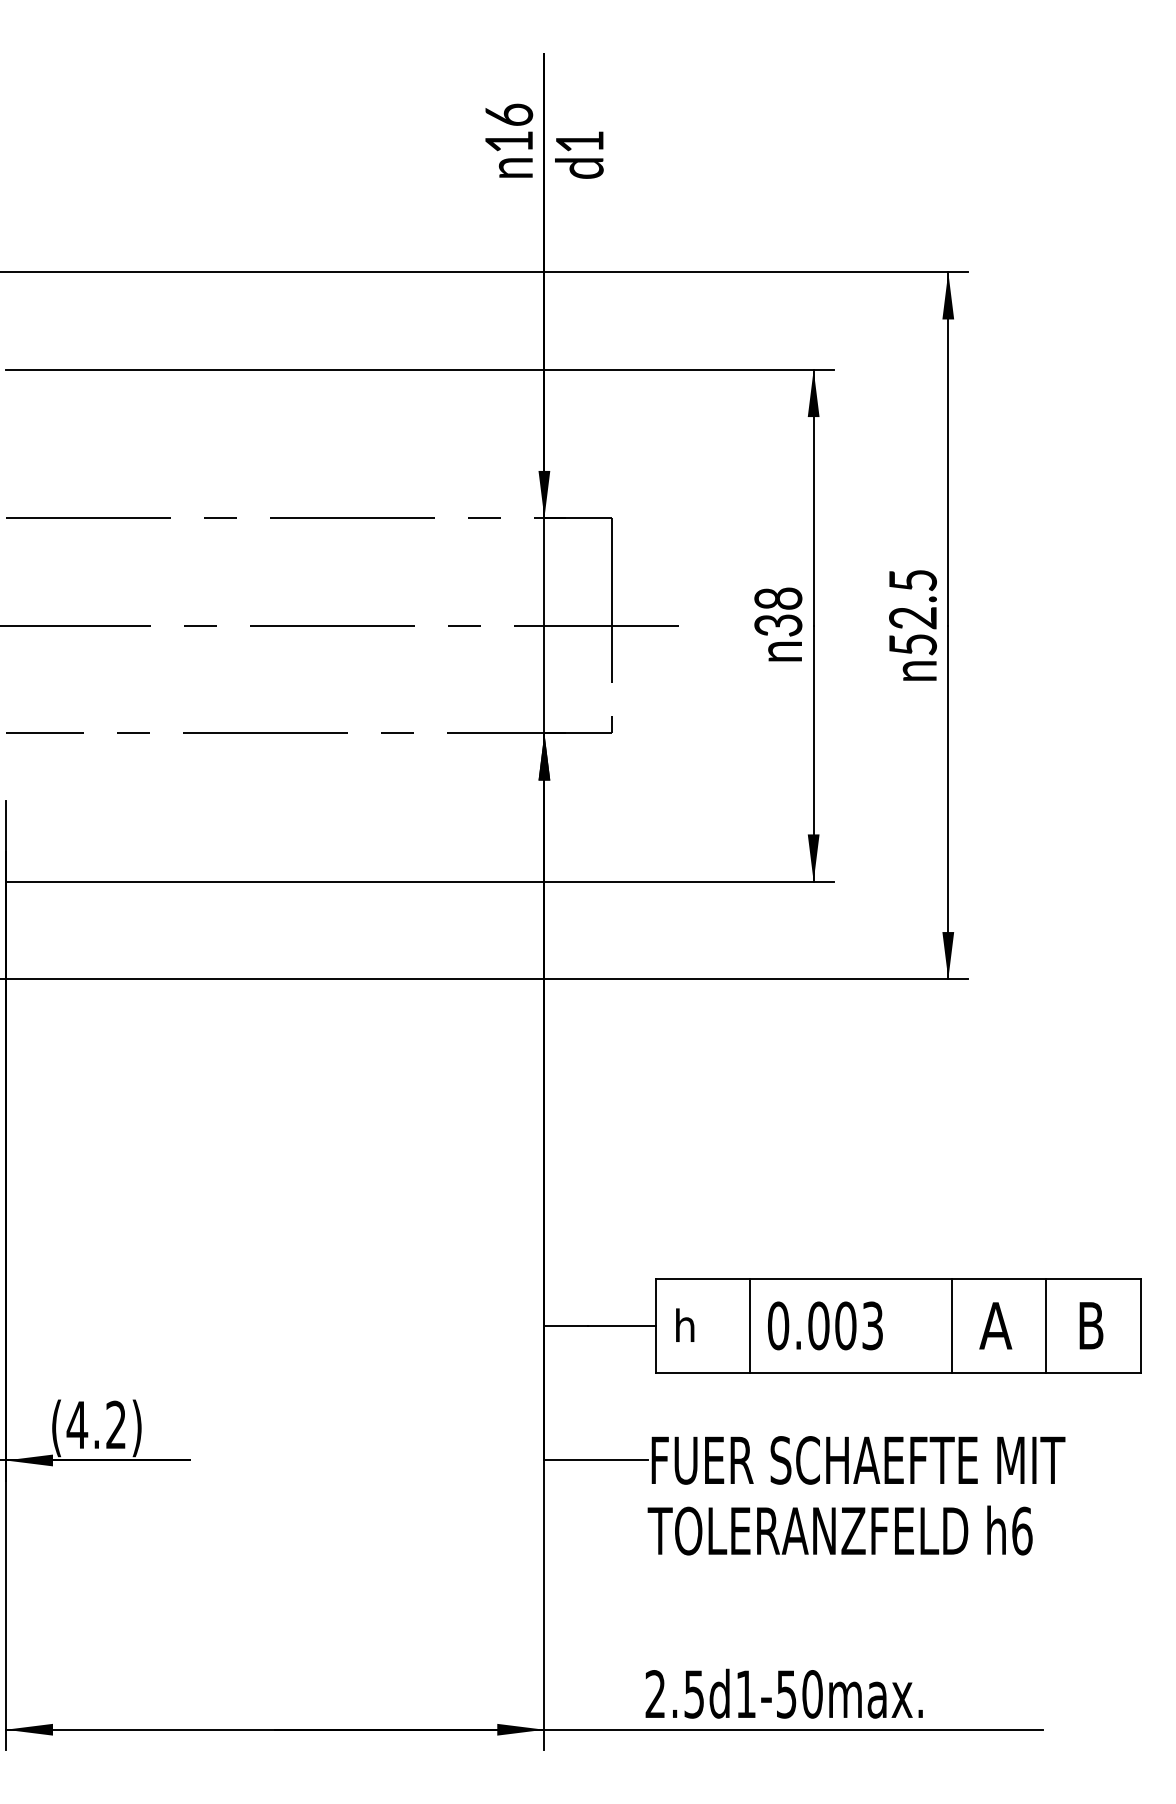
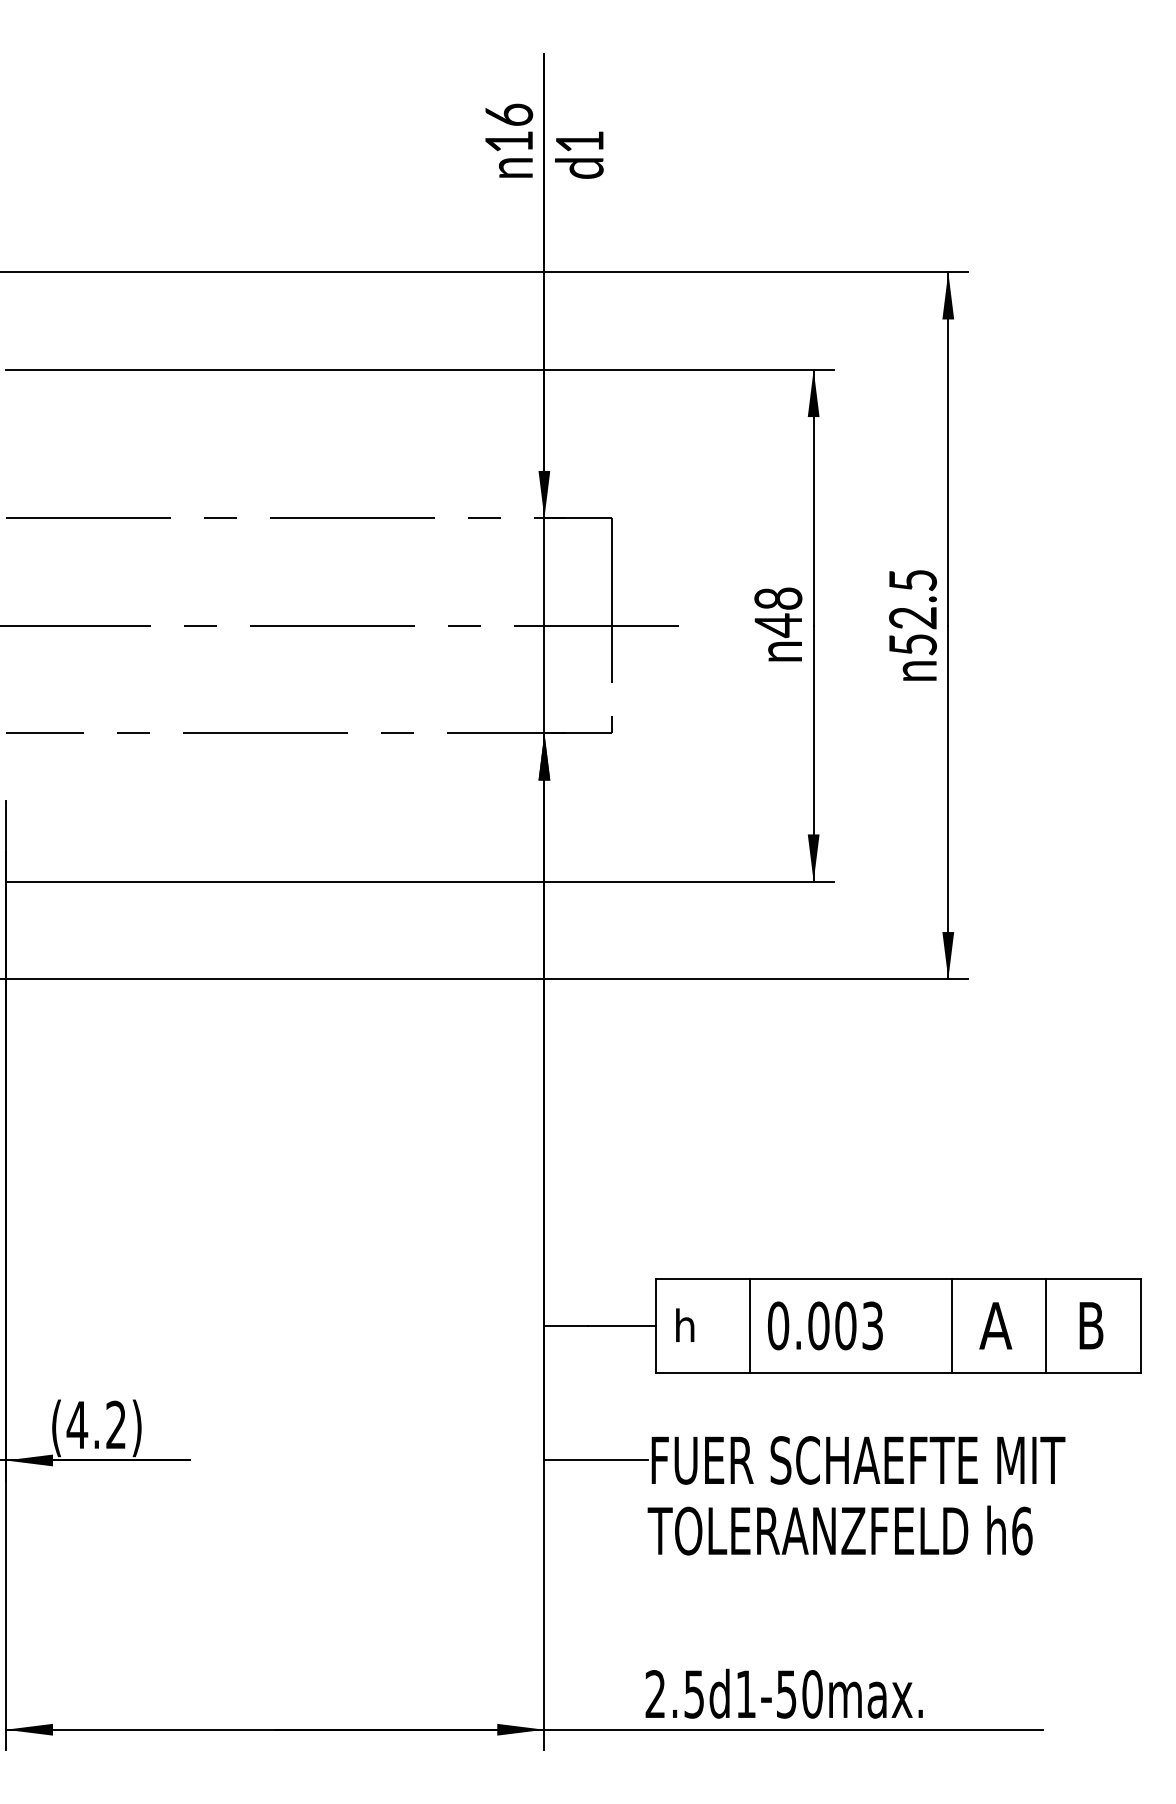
text: 38 -> 48 (778, 625)
